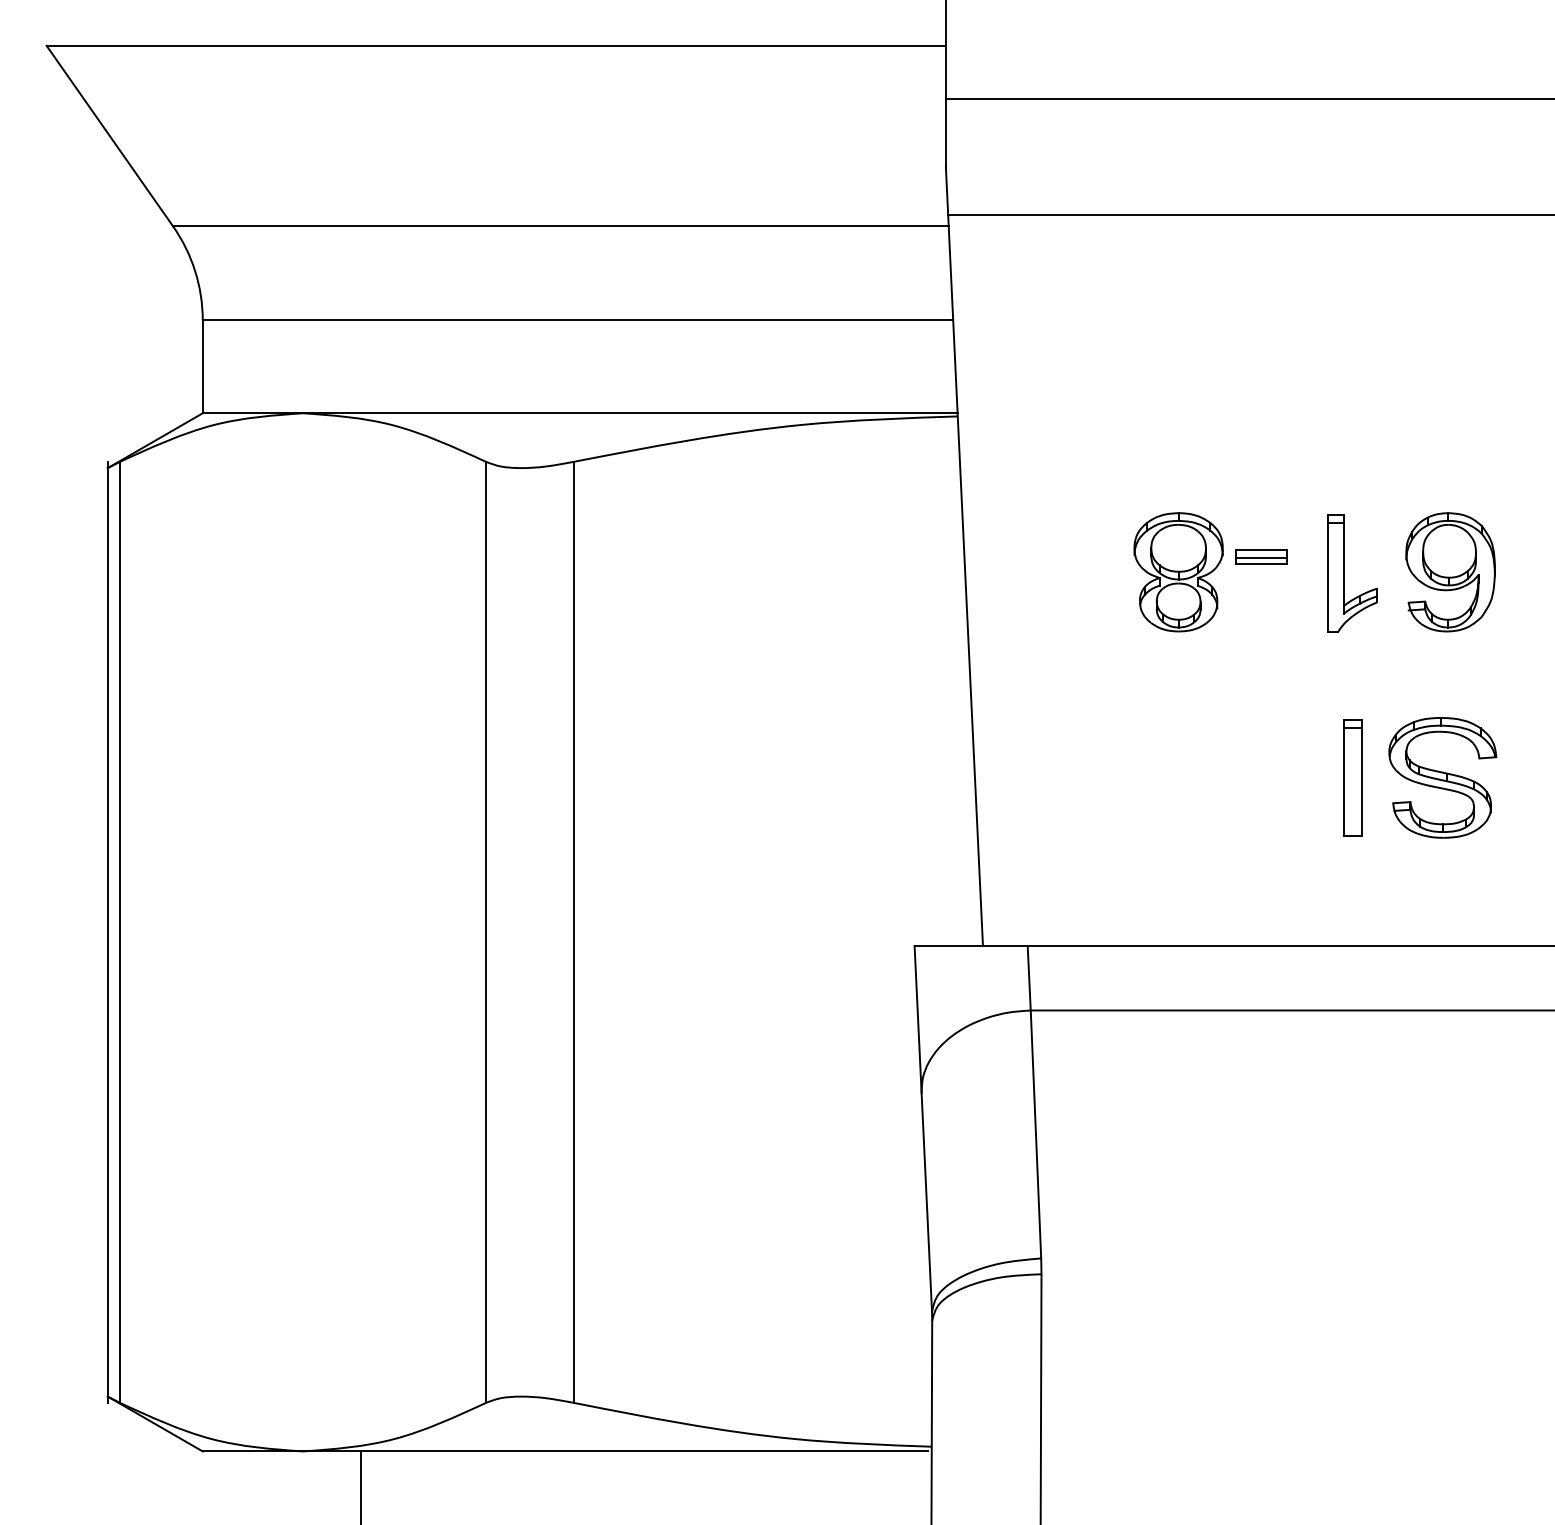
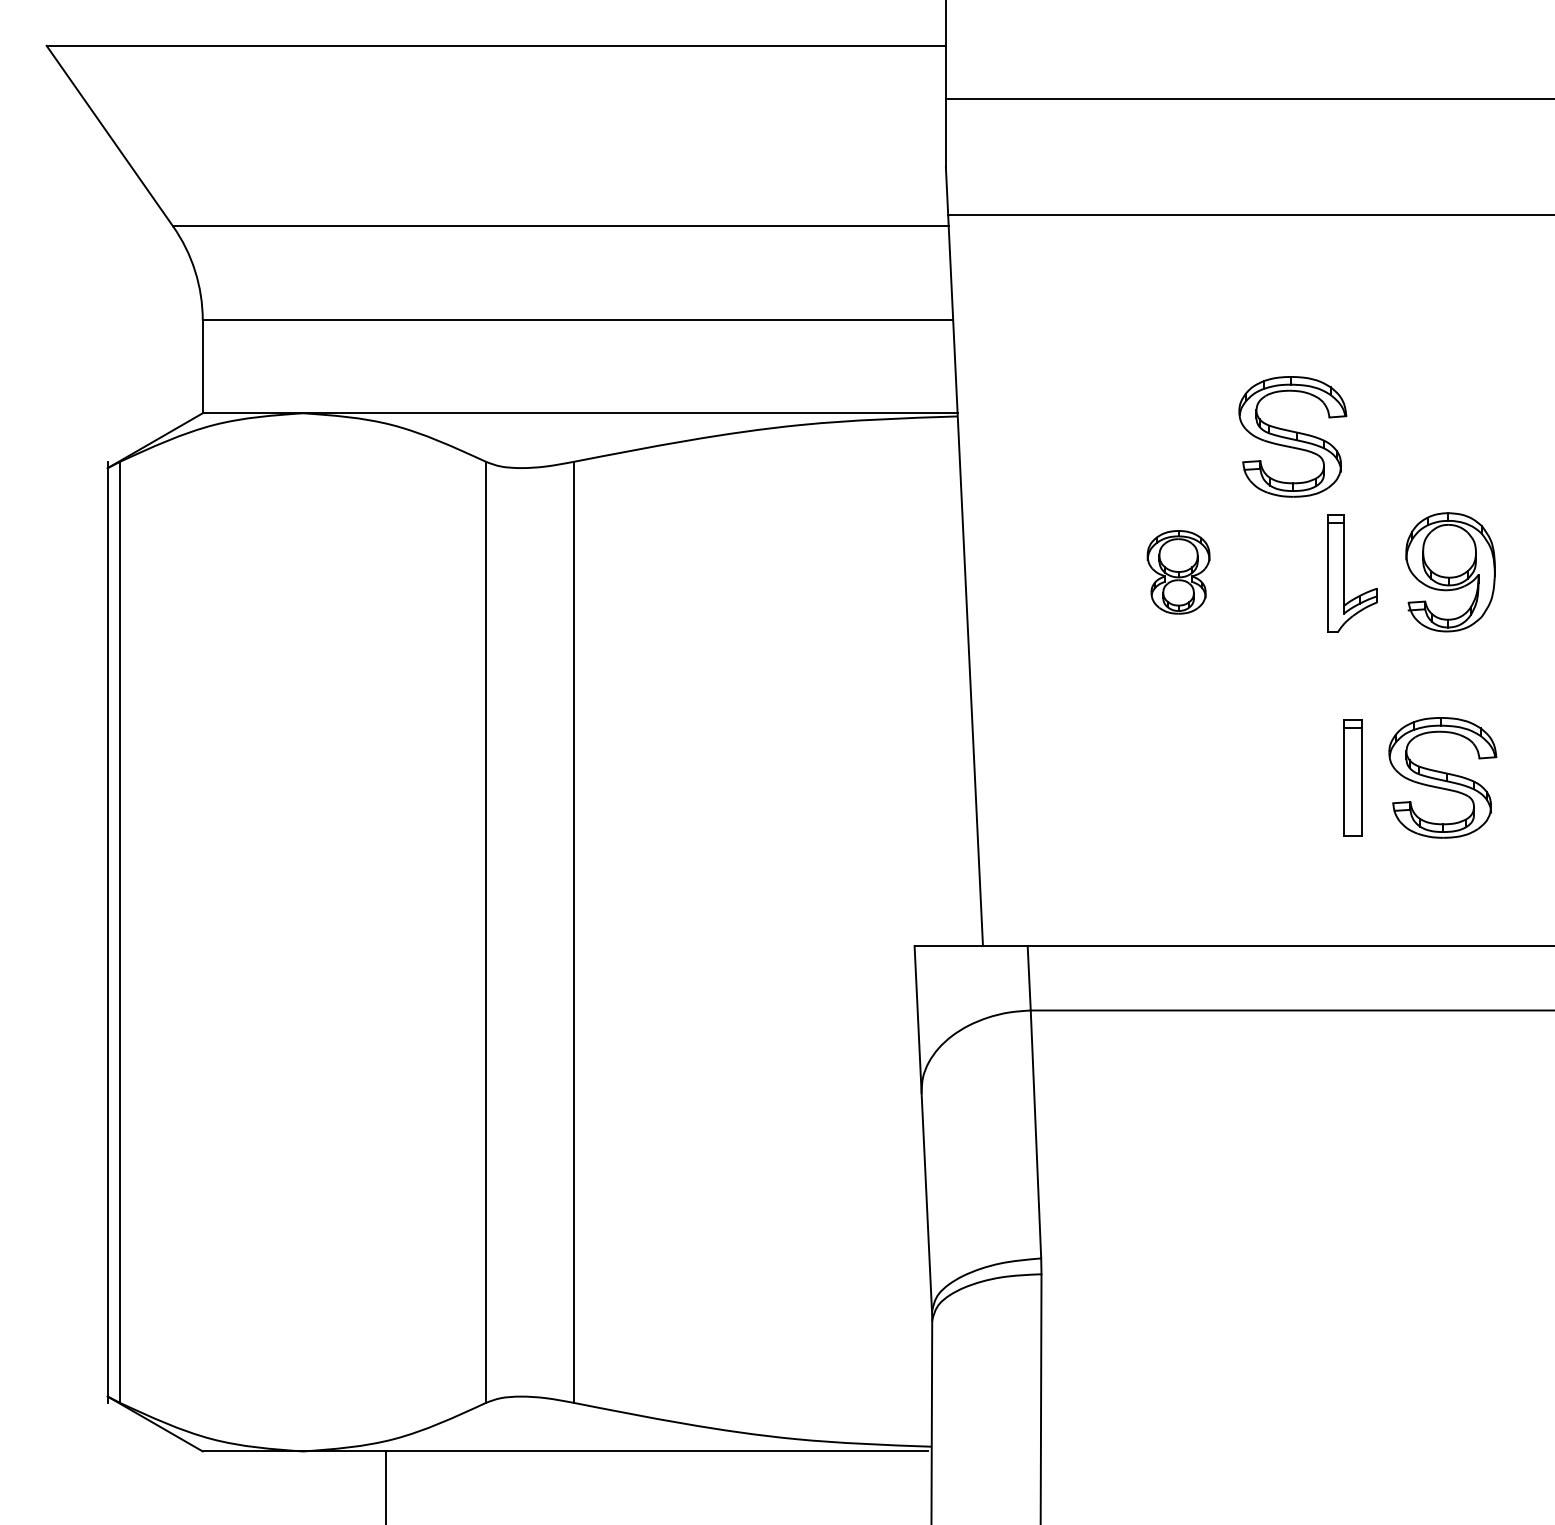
part: none -> present (1292, 436)
part: present -> none (1261, 556)
part size: 91x121 px -> 65x85 px (1178, 572)
line position: (361, 1486) -> (386, 1486) (386, 1486)
